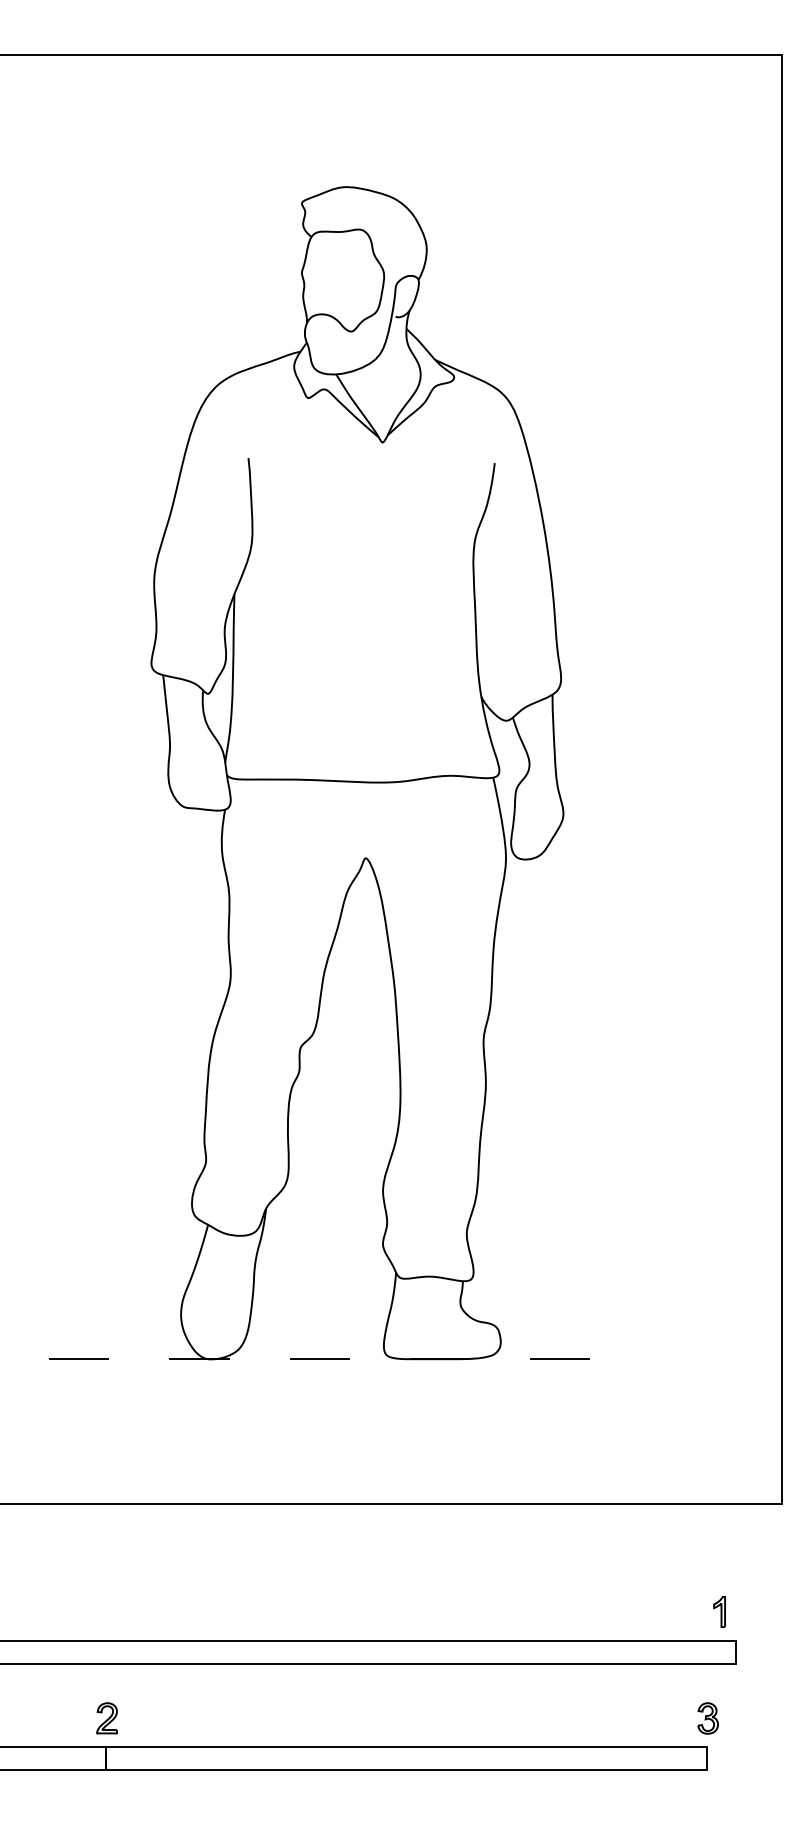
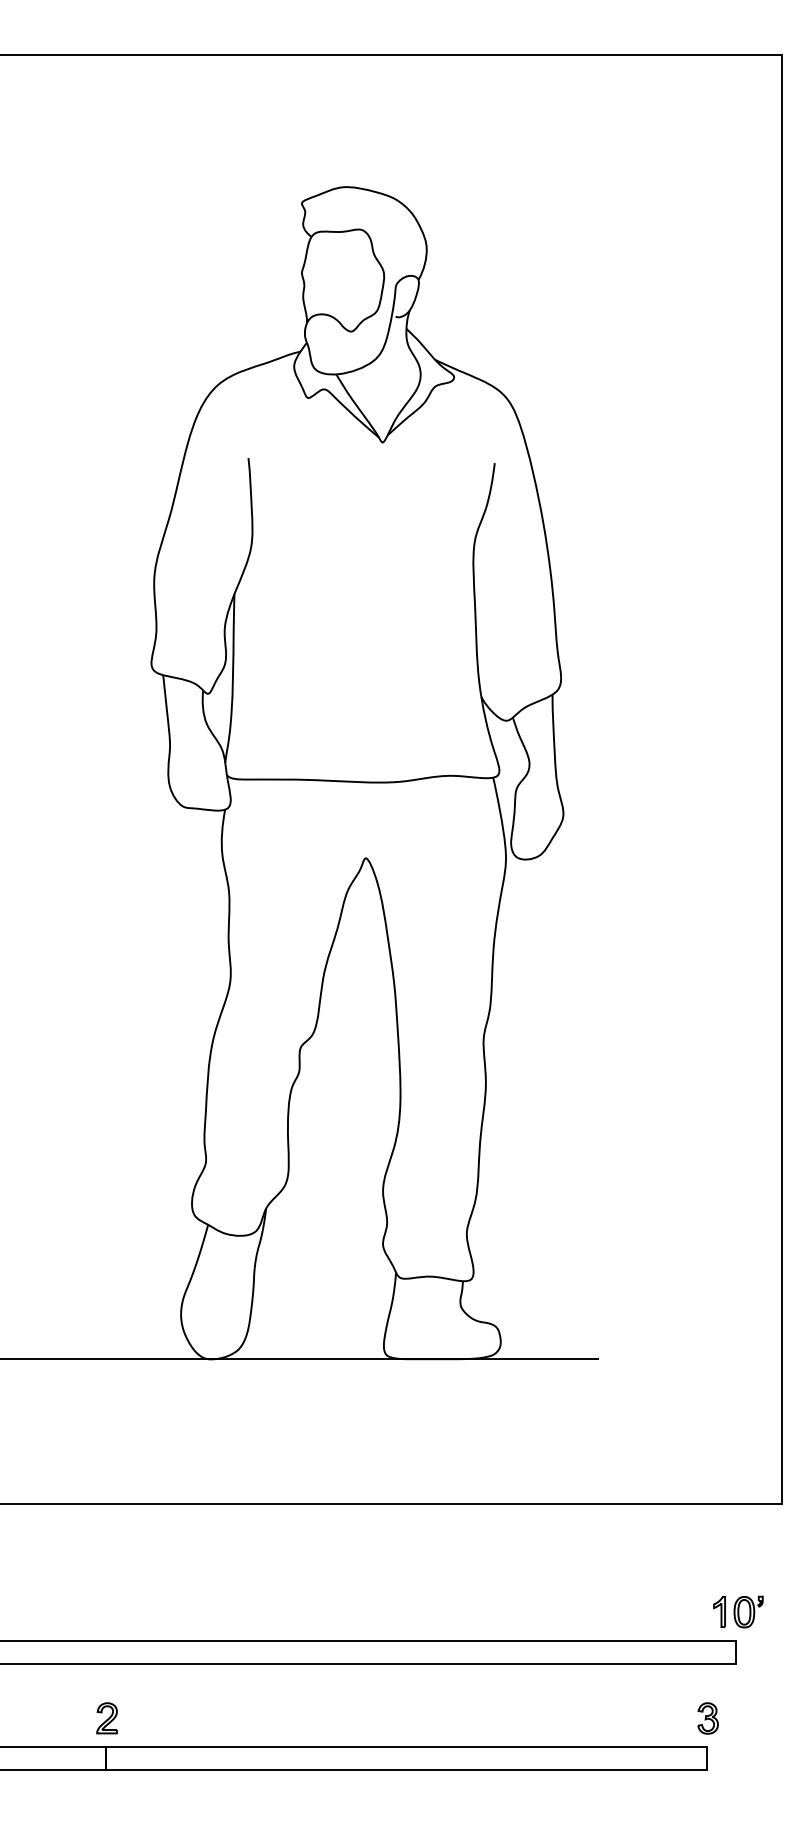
line: dashed -> solid (299, 1359)
part: none -> present (748, 1611)
